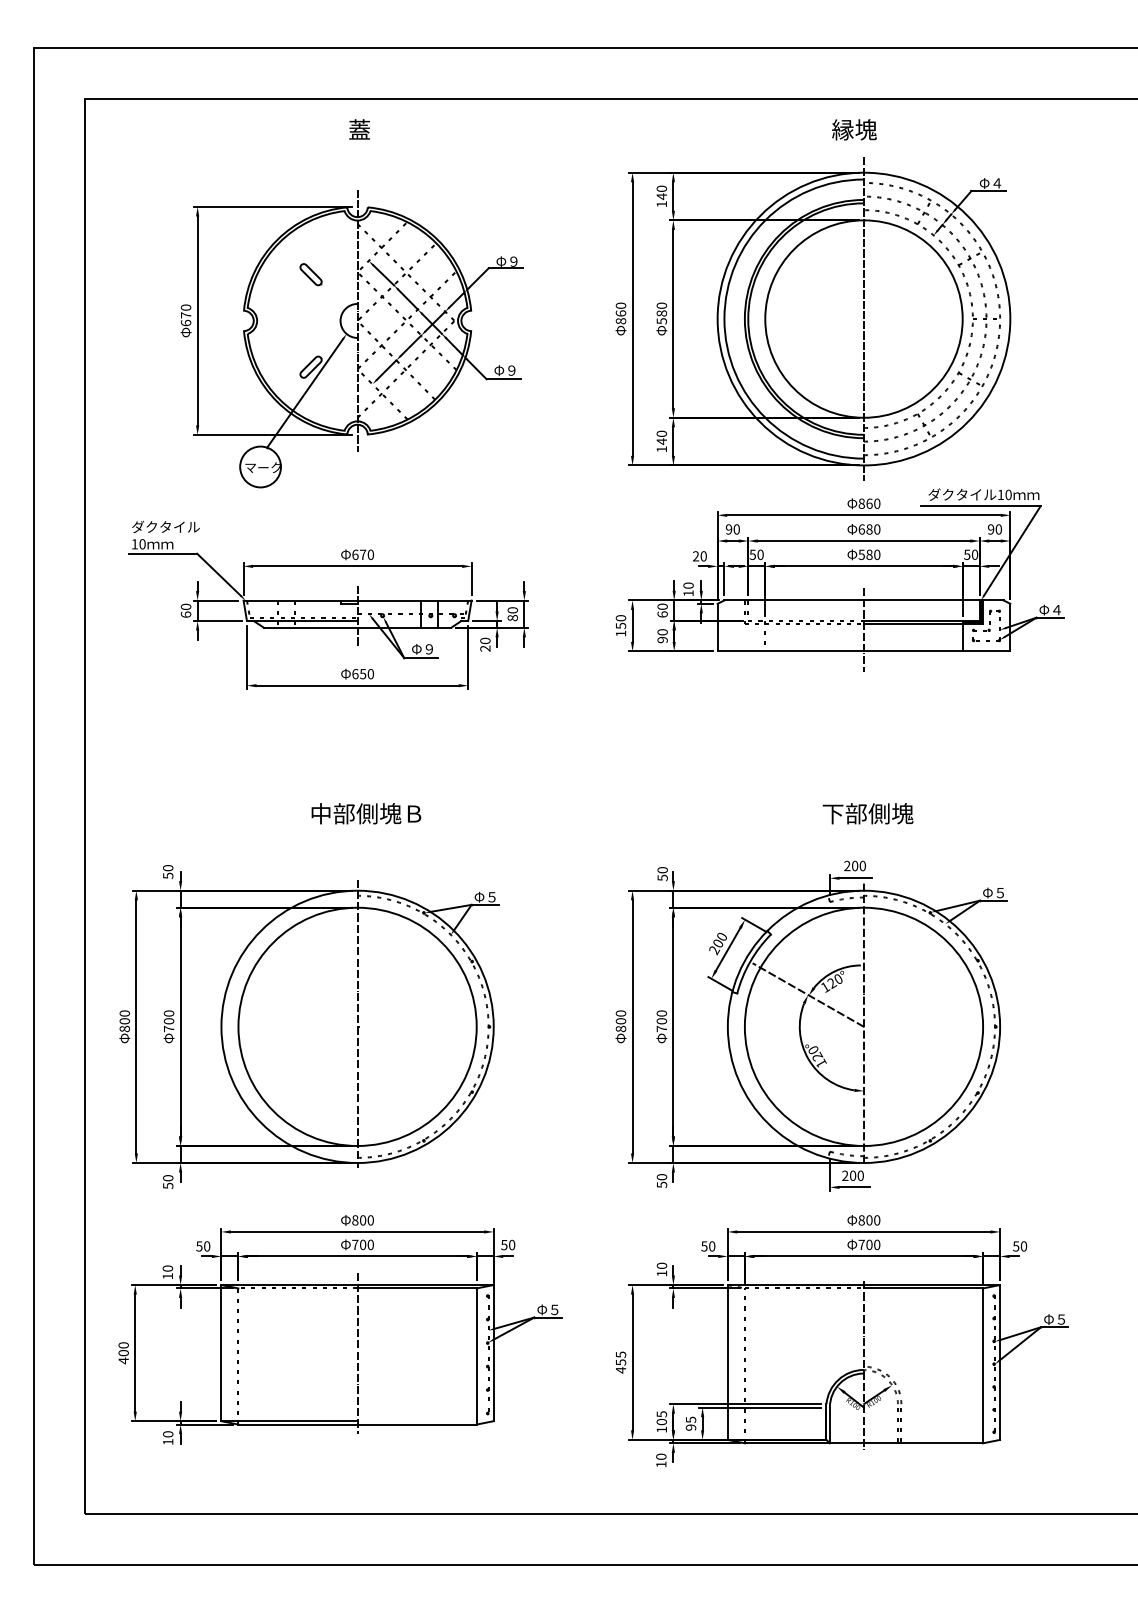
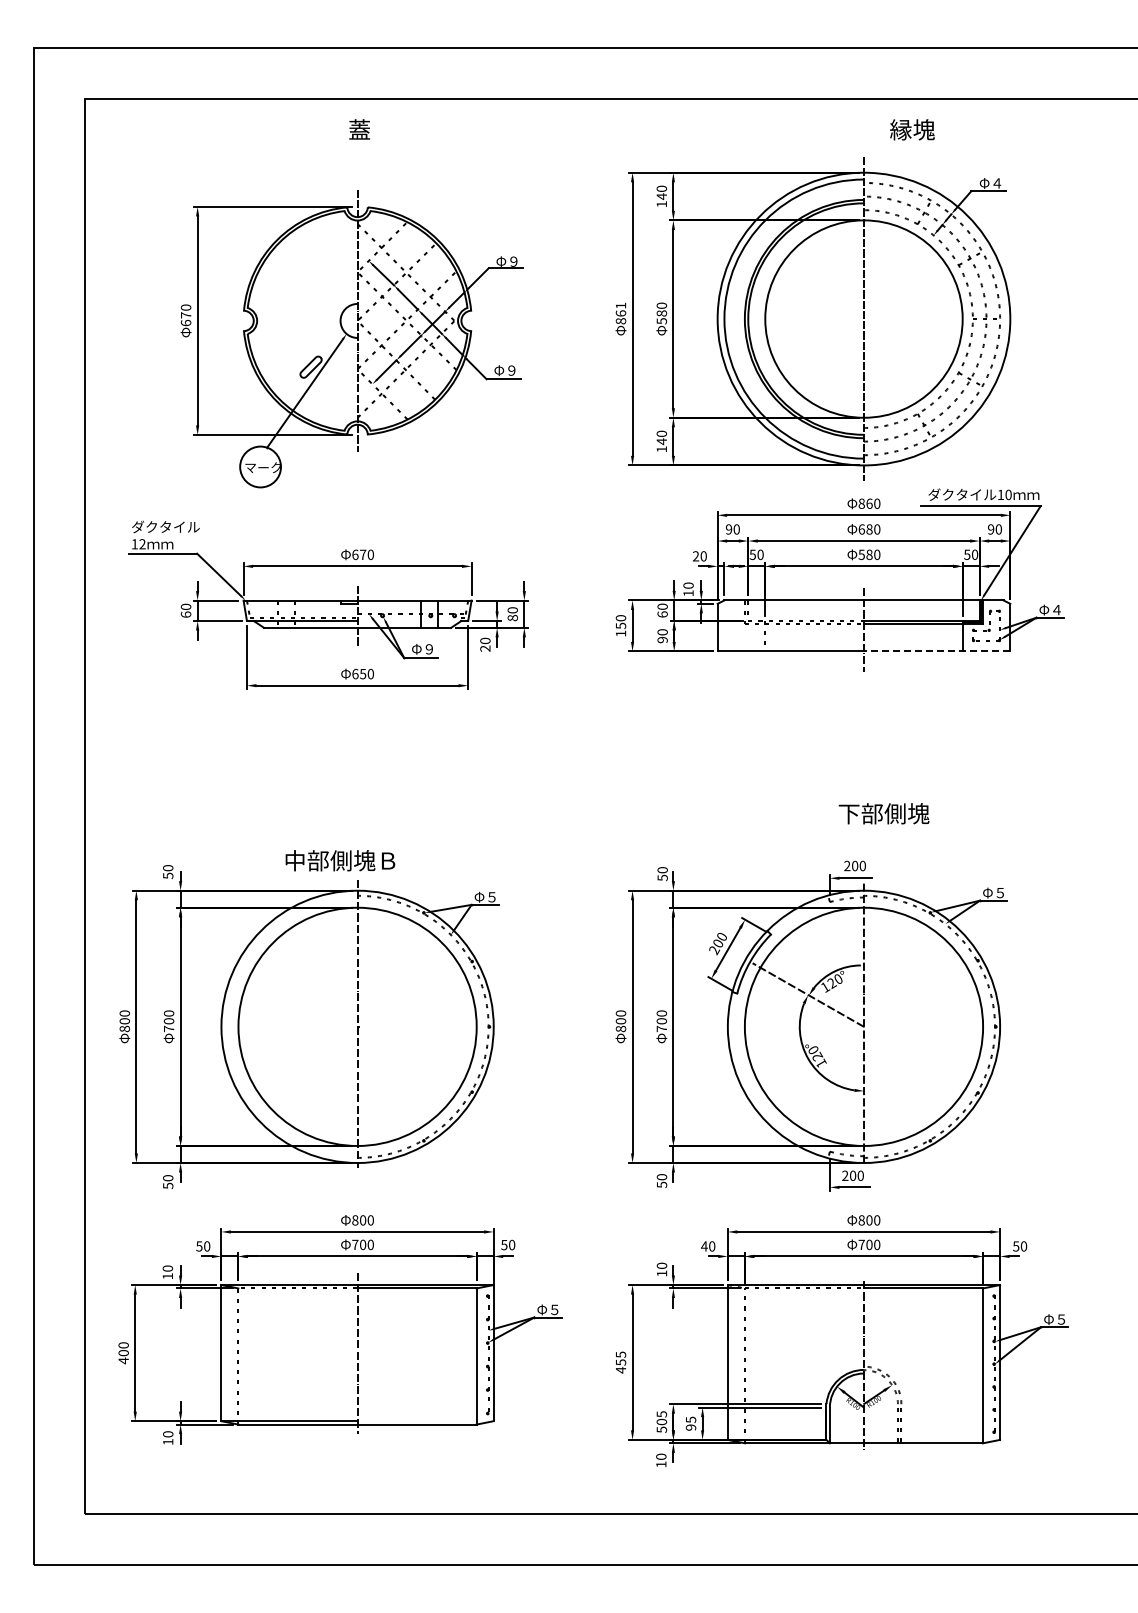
text position: (854, 129) -> (912, 129) (912, 129)
part: present -> none (310, 274)
text: 860 -> 861 (620, 305)
text: 10 -> 12 (142, 544)
line: solid -> dashed (936, 651)
text position: (366, 813) -> (340, 860) (340, 860)
text position: (867, 813) -> (883, 813) (883, 813)
text: 50 -> 40 (704, 1246)
text: 105 -> 505 (661, 1429)
